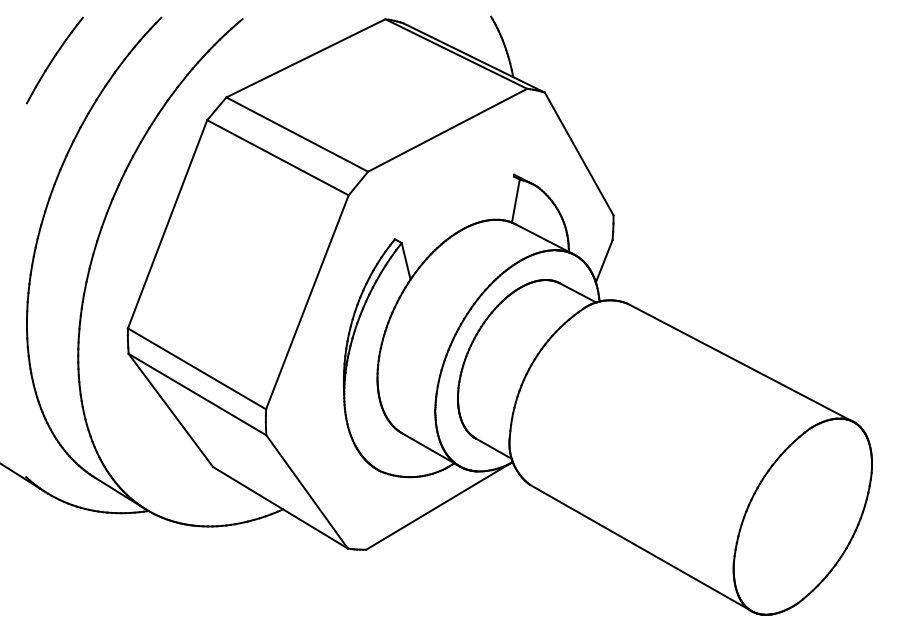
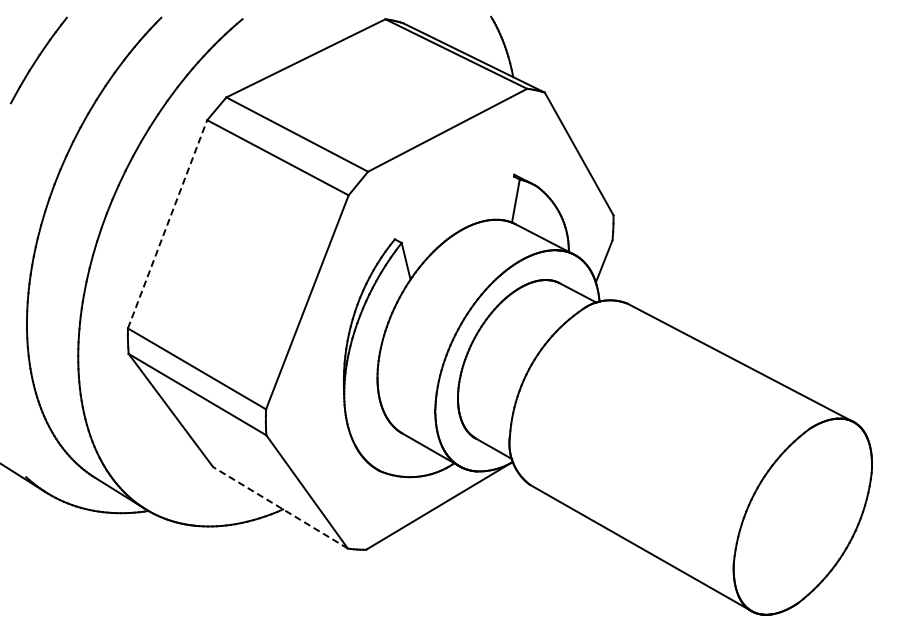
part position: (54, 60) -> (38, 60) (38, 60)
line: solid -> dashed (167, 223)
line: solid -> dashed (280, 507)
